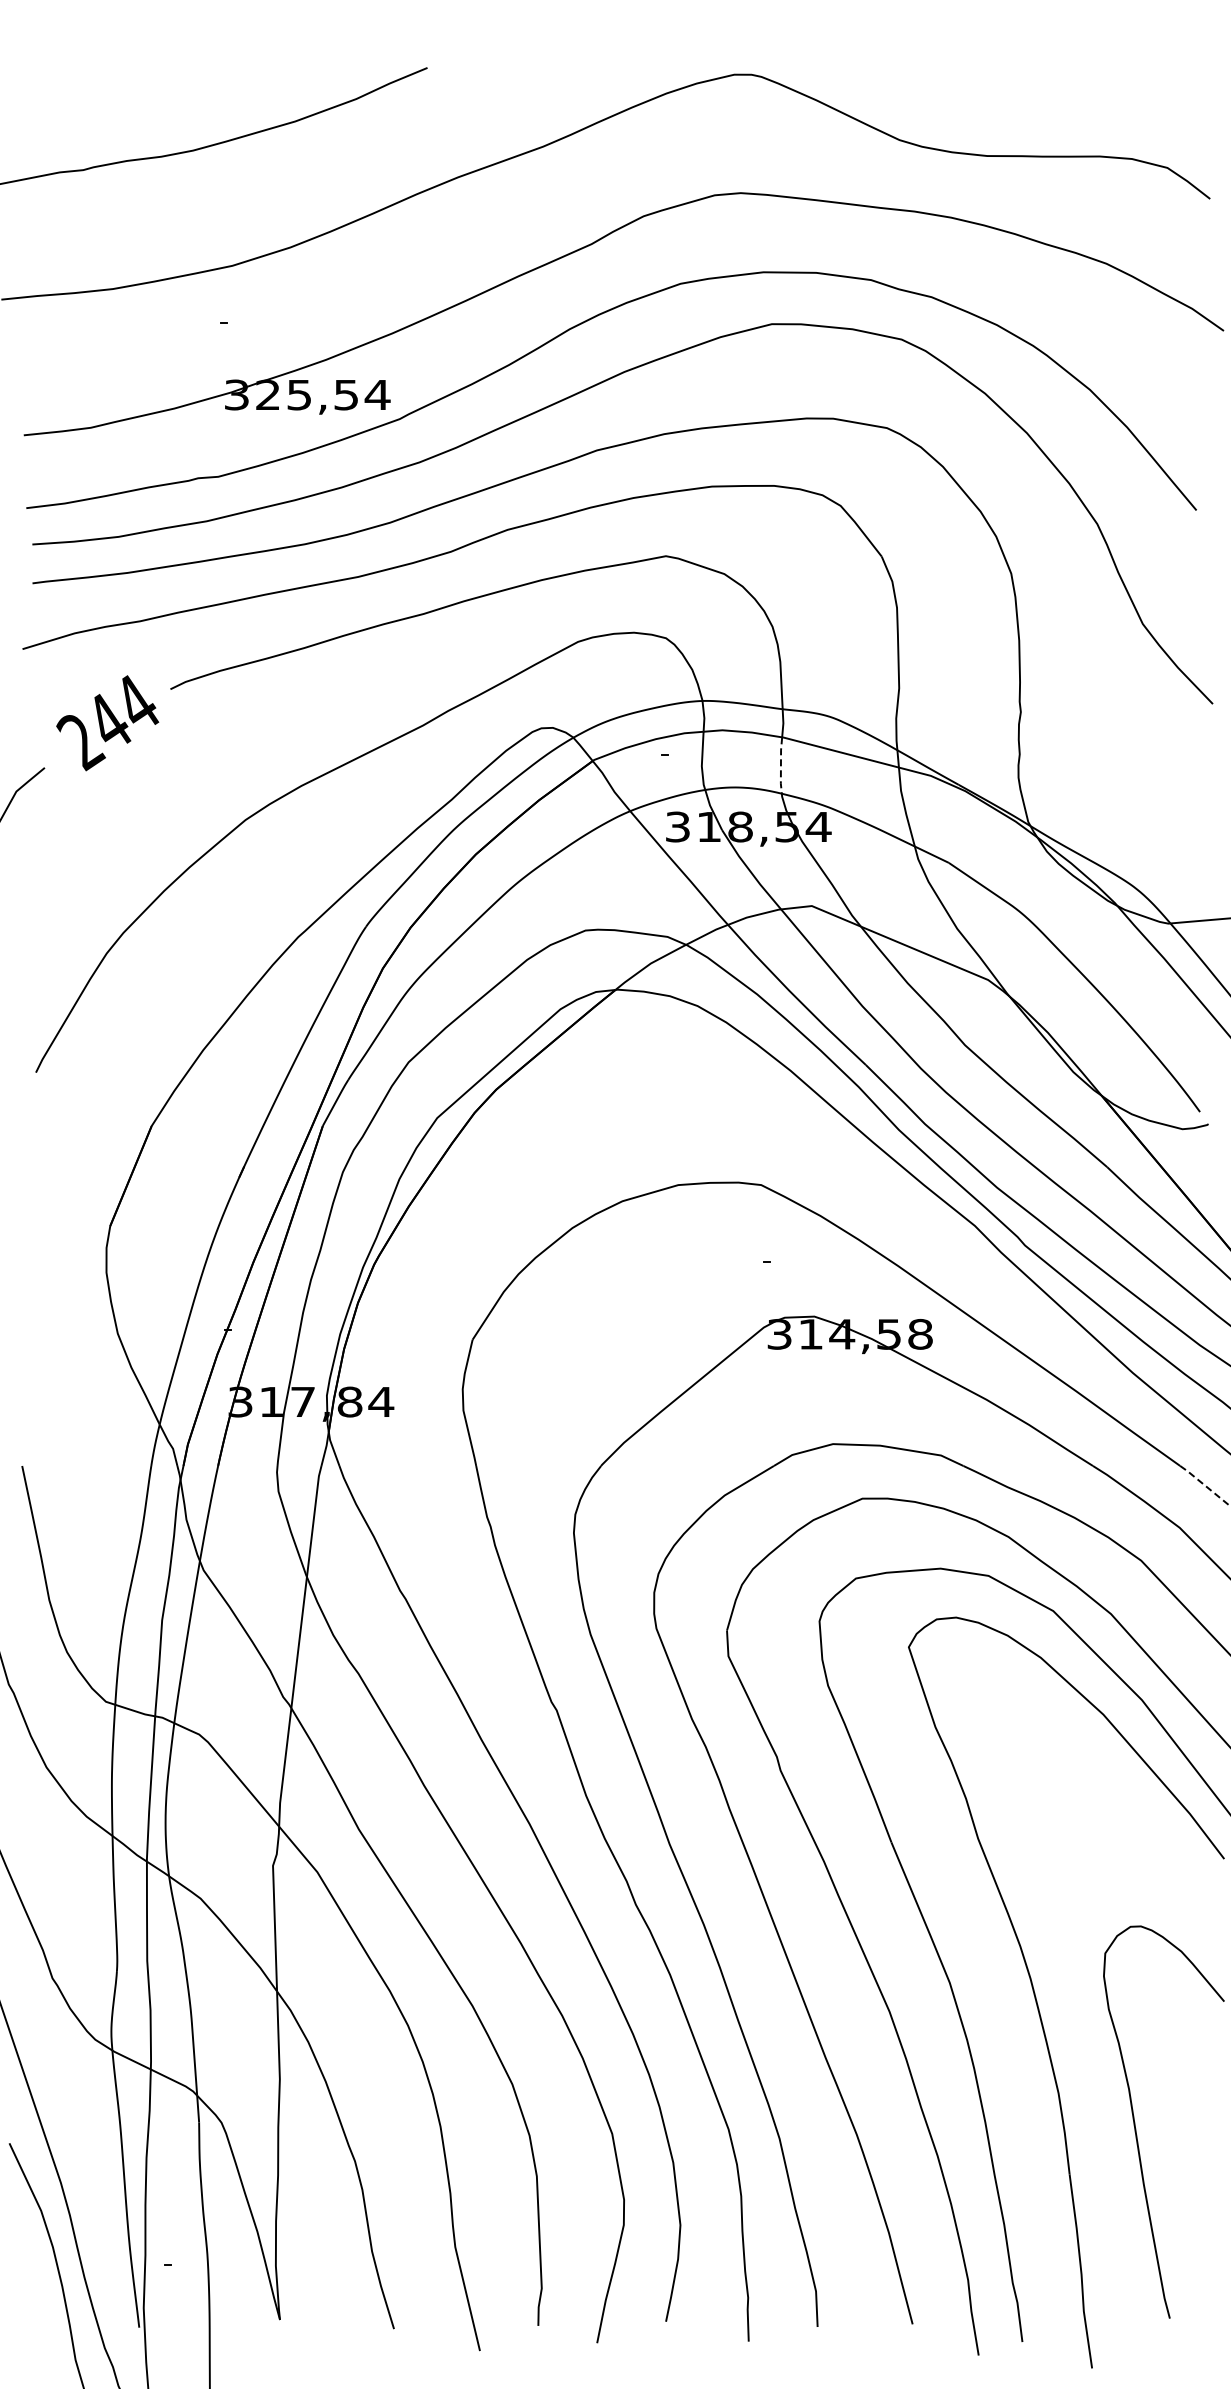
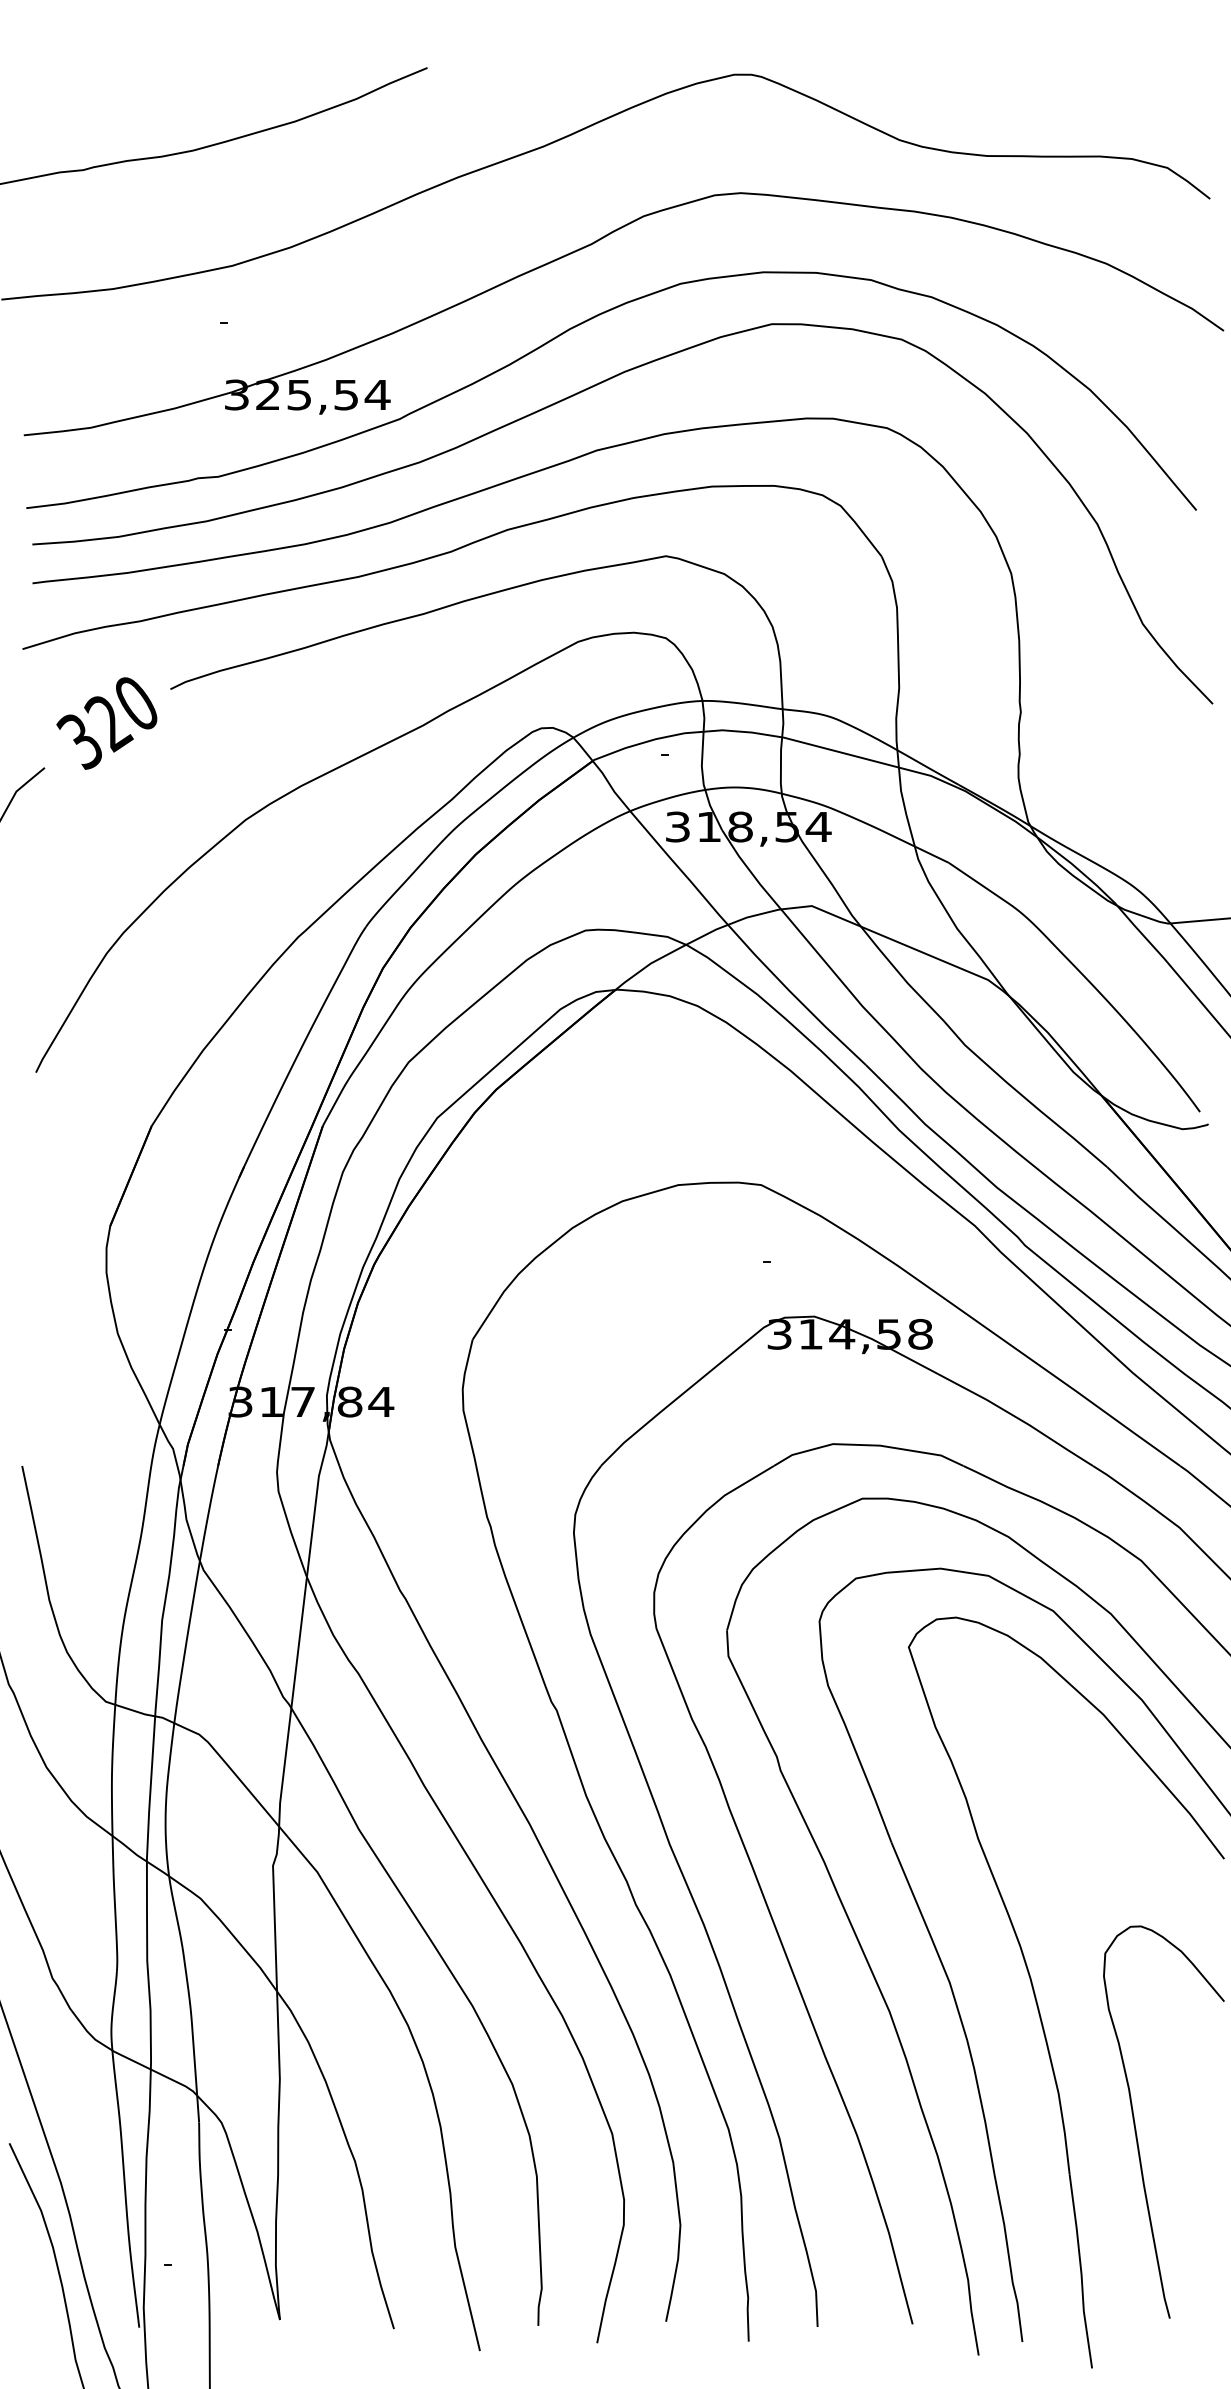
text: 244 -> 320 (107, 723)
line: dashed -> solid (780, 765)
line: dashed -> solid (1205, 1485)
